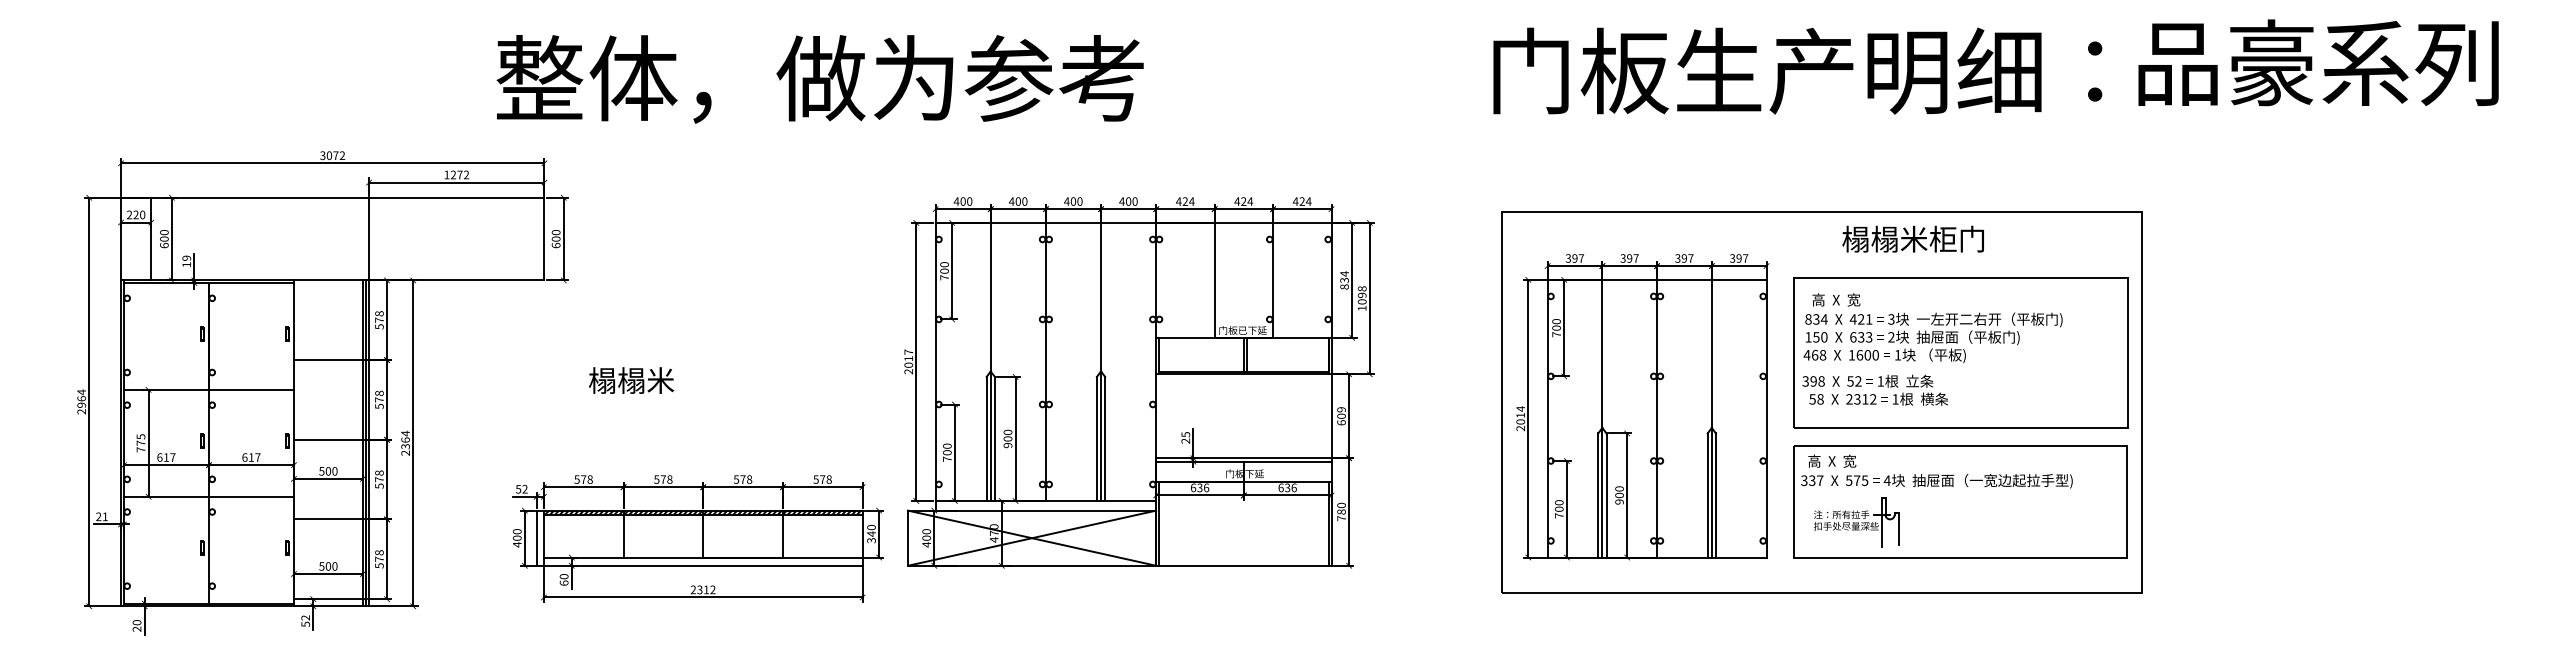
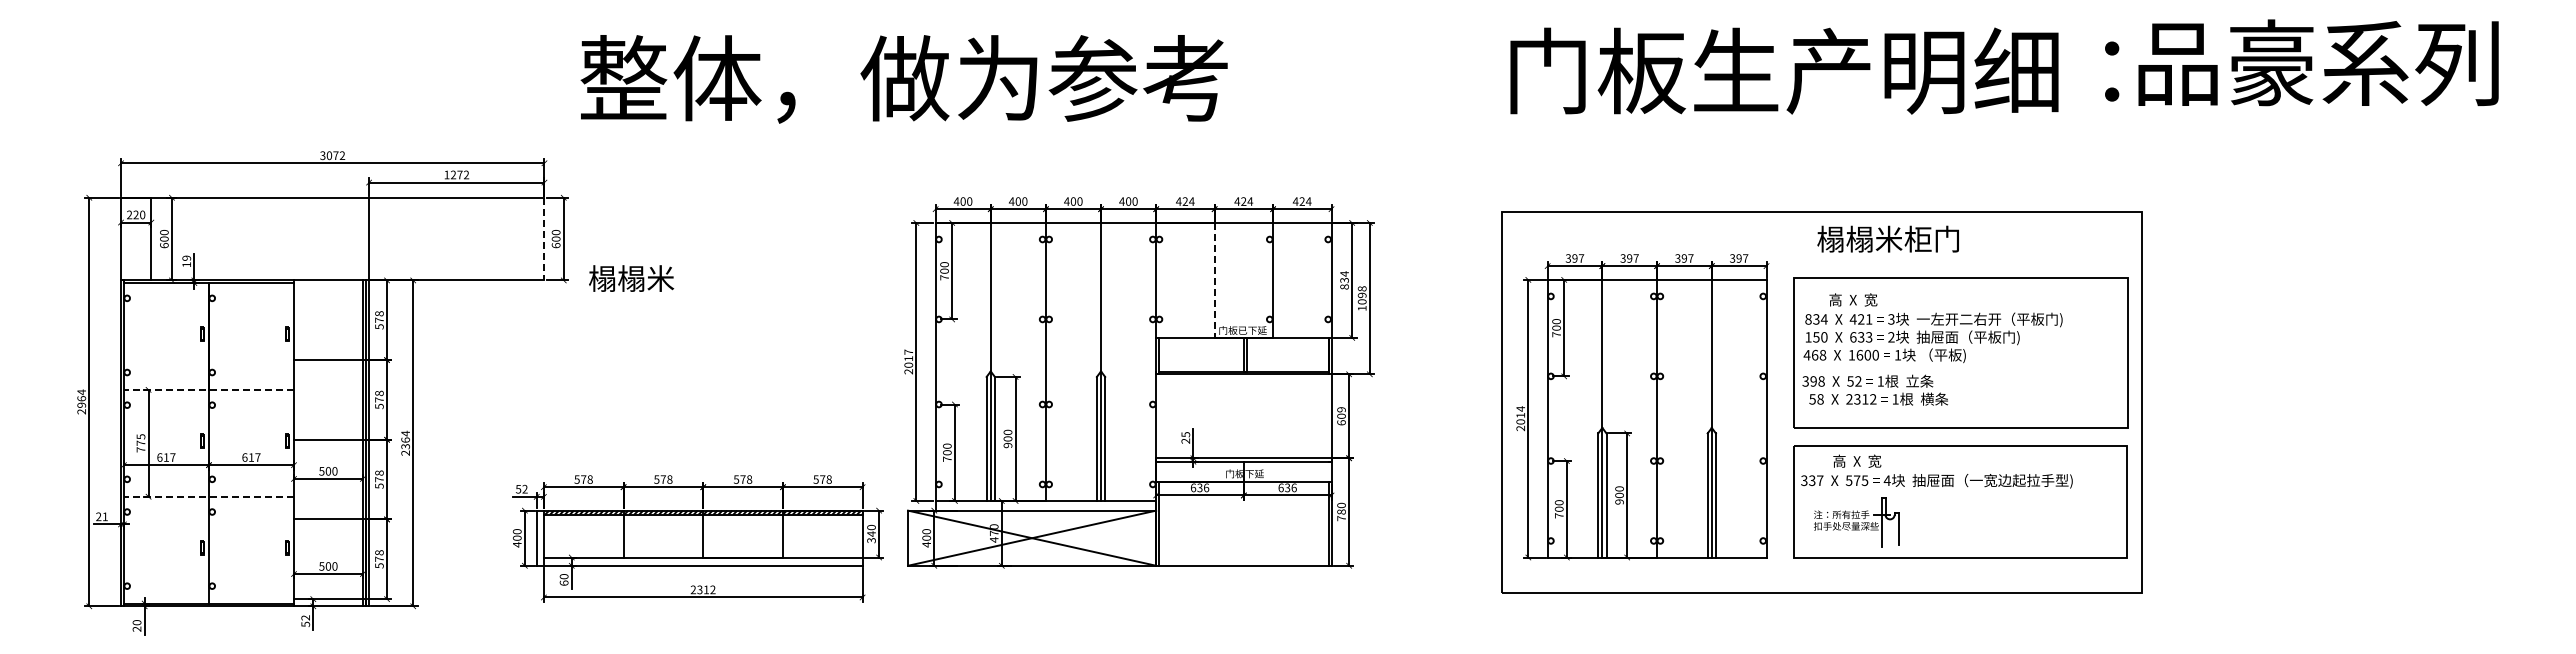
text position: (1797, 70) -> (1814, 70) (1814, 70)
text position: (819, 79) -> (903, 79) (903, 79)
text position: (1912, 238) -> (1887, 238) (1887, 238)
line: solid -> dashed (544, 239)
line: solid -> dashed (1214, 280)
text position: (1836, 299) -> (1853, 299) (1853, 299)
text position: (631, 380) -> (631, 278) (631, 278)
line: solid -> dashed (208, 389)
text position: (1832, 460) -> (1857, 460) (1857, 460)
line: solid -> dashed (208, 496)
